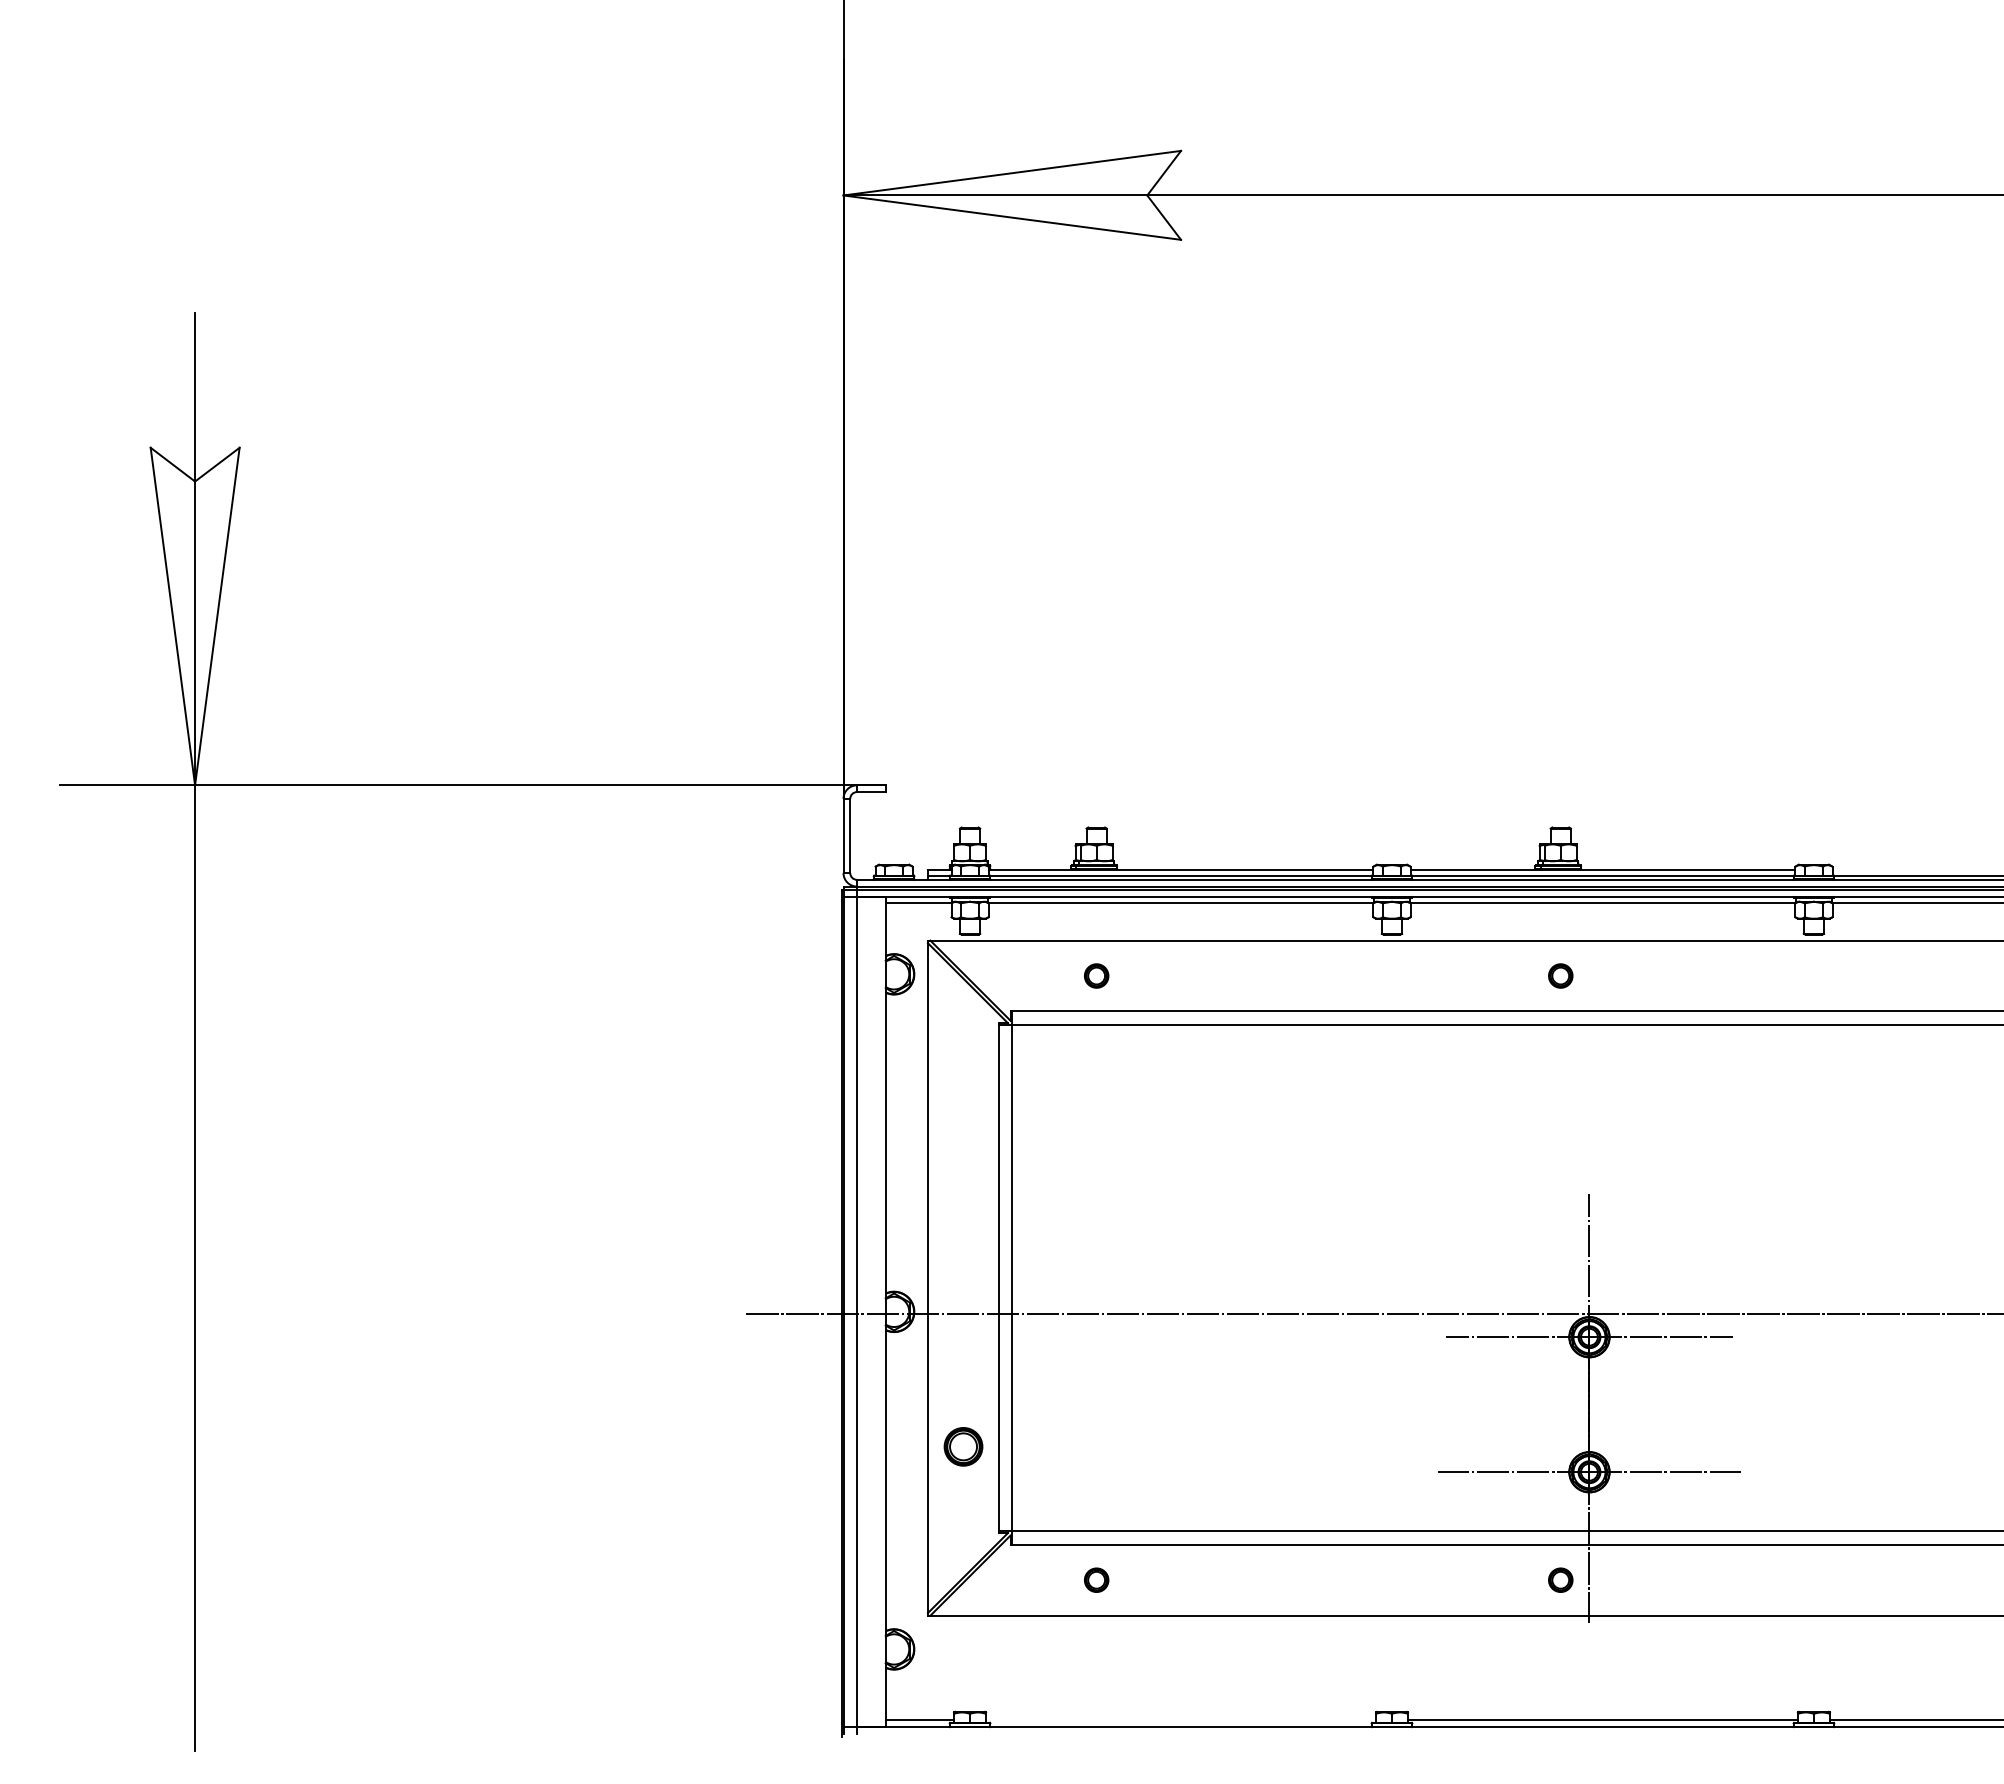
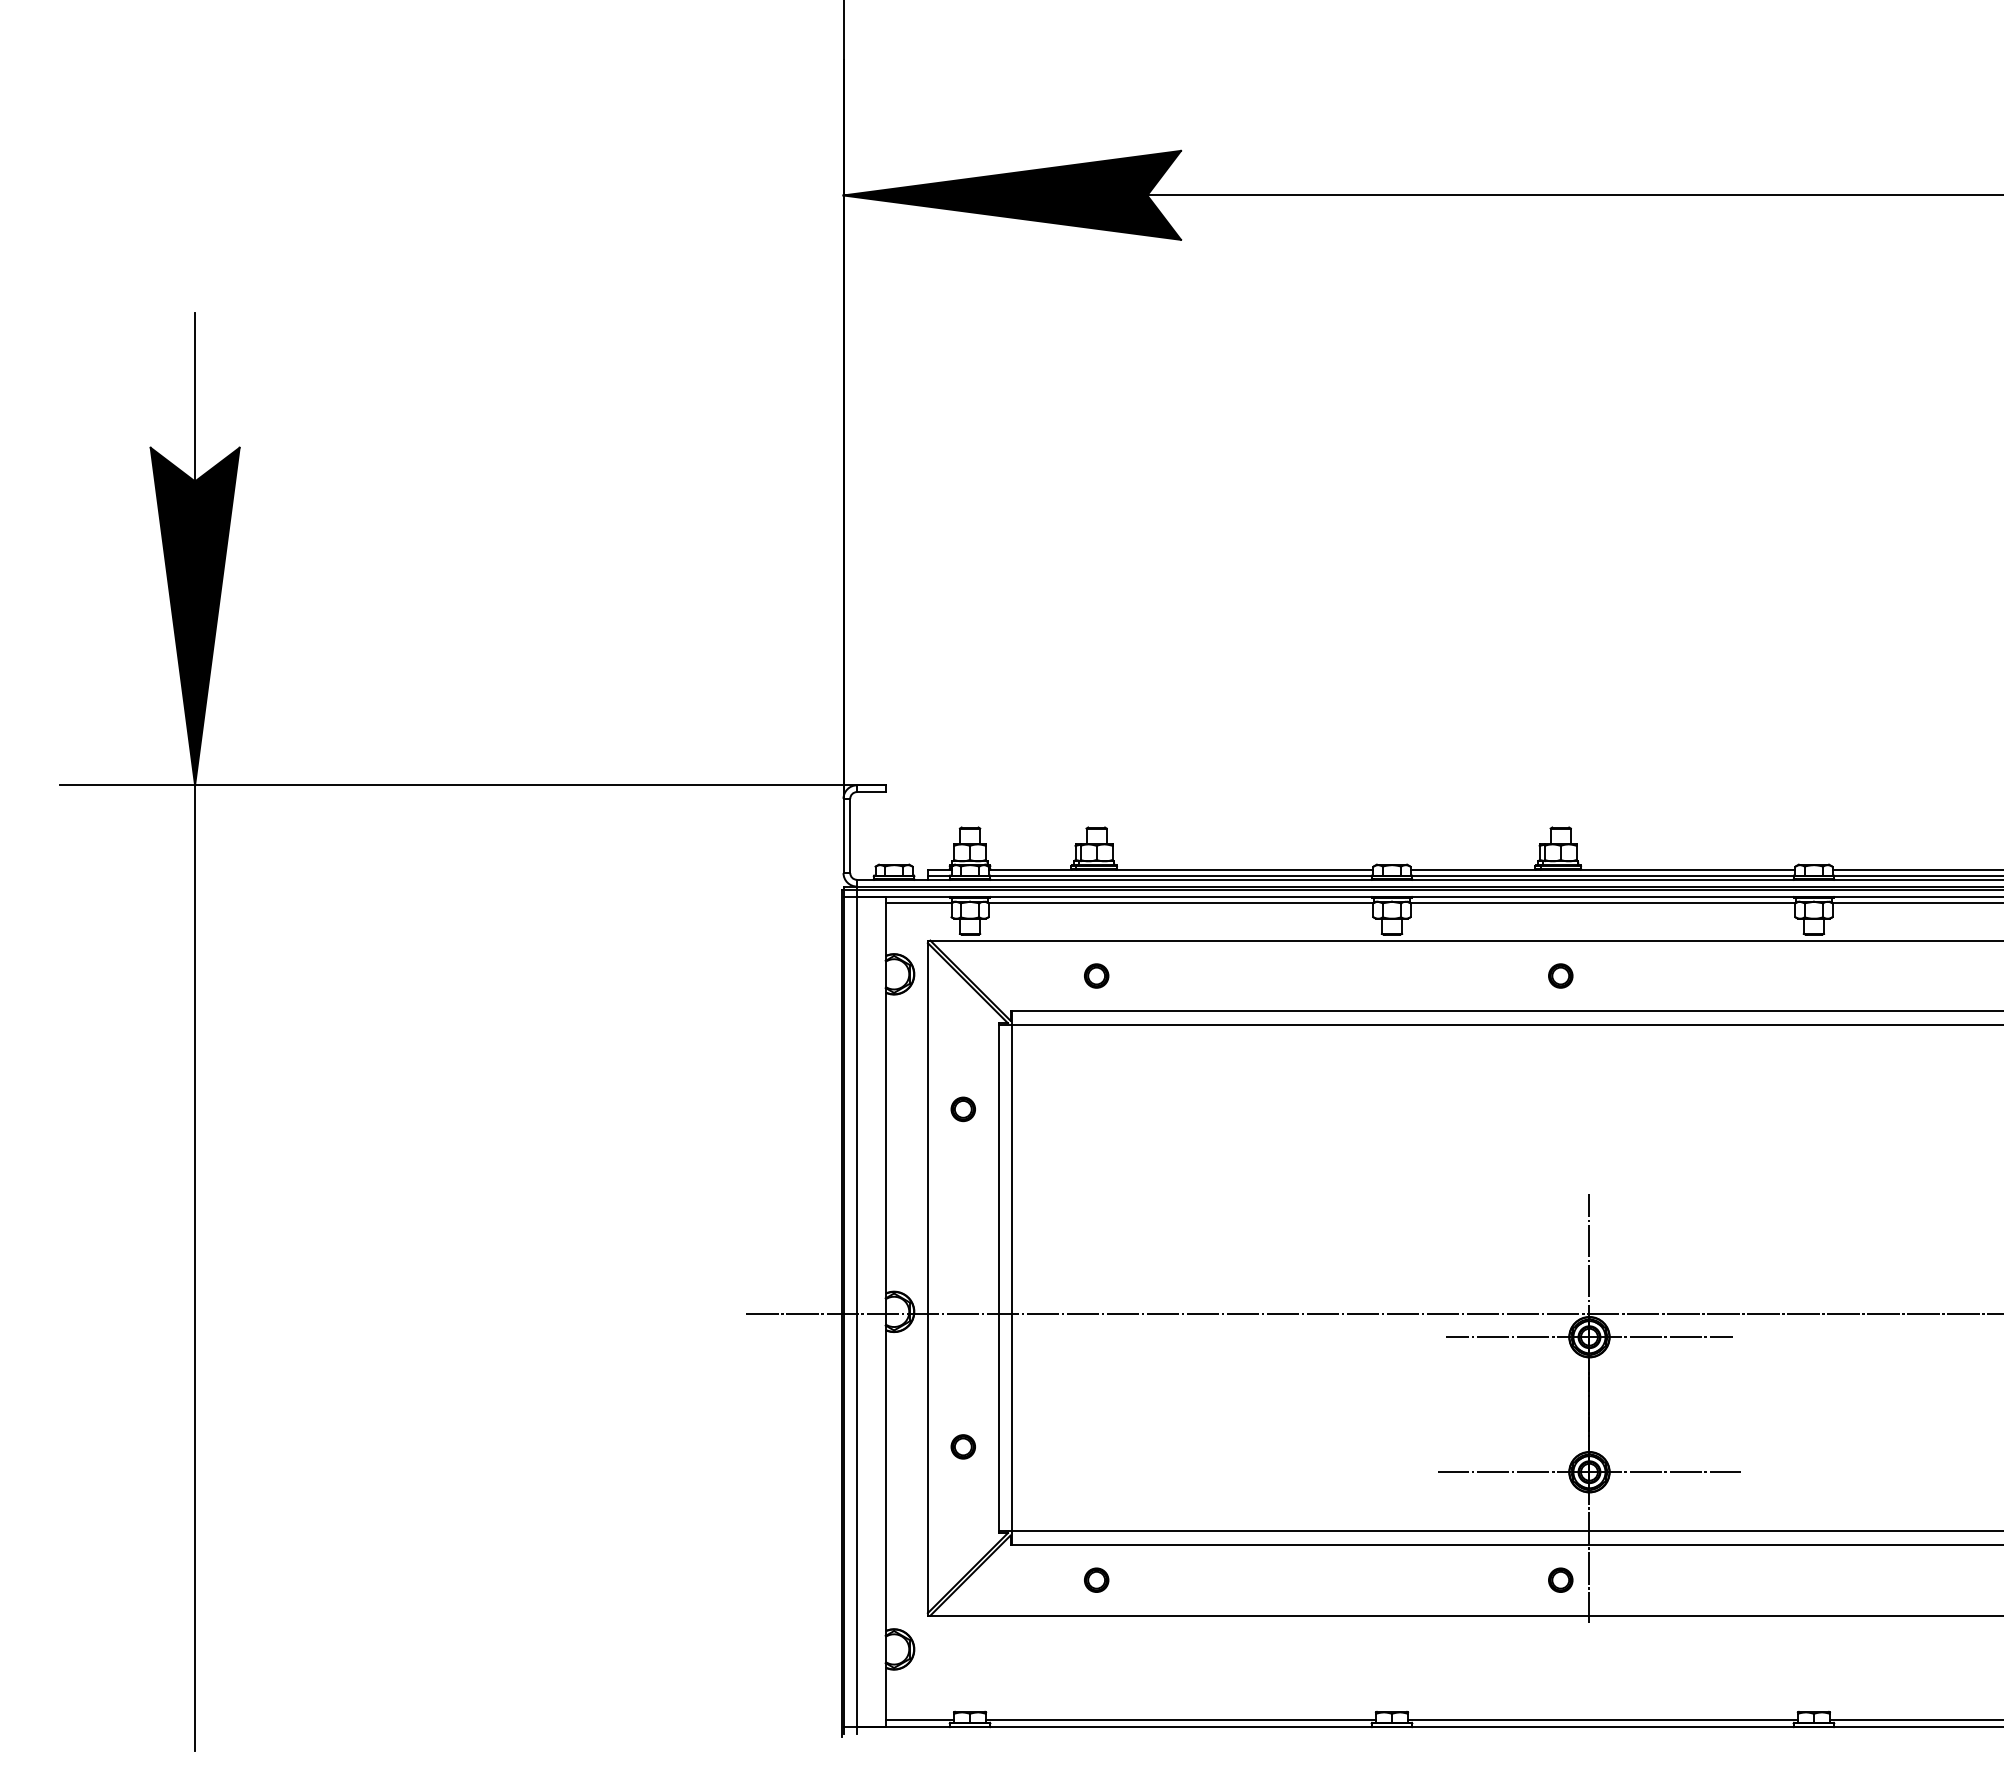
fill: none -> present (1012, 194)
fill: none -> present (194, 616)
line: none -> present (1916, 869)
part: none -> present (962, 1109)
part size: 41x40 px -> 26x26 px (962, 1446)
line: none -> present (1180, 1720)
